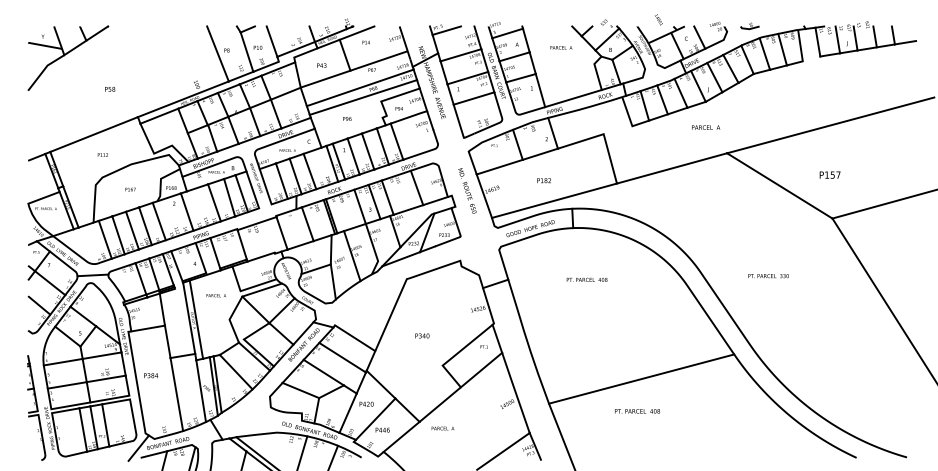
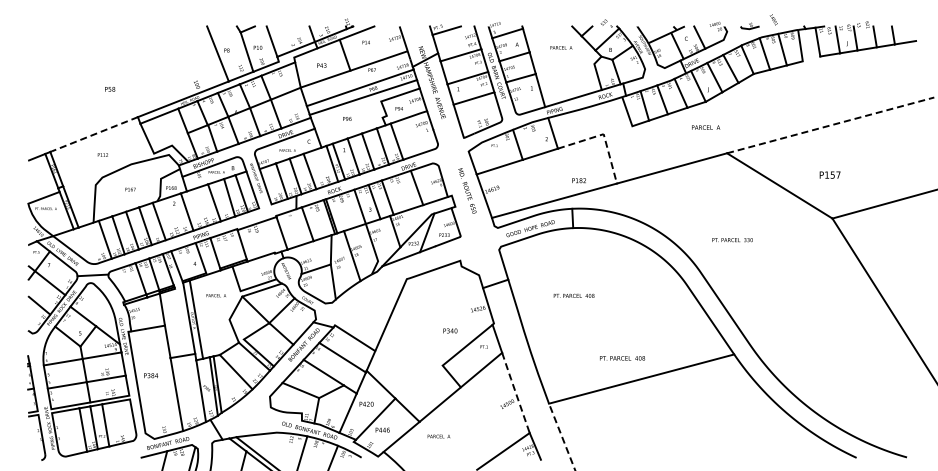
text position: (658, 19) -> (773, 19) (773, 19)
part: present -> none (68, 57)
line: solid -> dashed (831, 125)
line: solid -> dashed (92, 135)
line: solid -> dashed (604, 136)
text position: (543, 180) -> (578, 180) (578, 180)
text position: (768, 276) -> (732, 240) (732, 240)
text position: (586, 279) -> (573, 295) (573, 295)
text position: (422, 335) -> (450, 330) (450, 330)
line: solid -> dashed (515, 392)
text position: (637, 411) -> (622, 358) (622, 358)
text position: (442, 428) -> (438, 436) (438, 436)
line: solid -> dashed (562, 436)
line: present -> none (138, 447)
